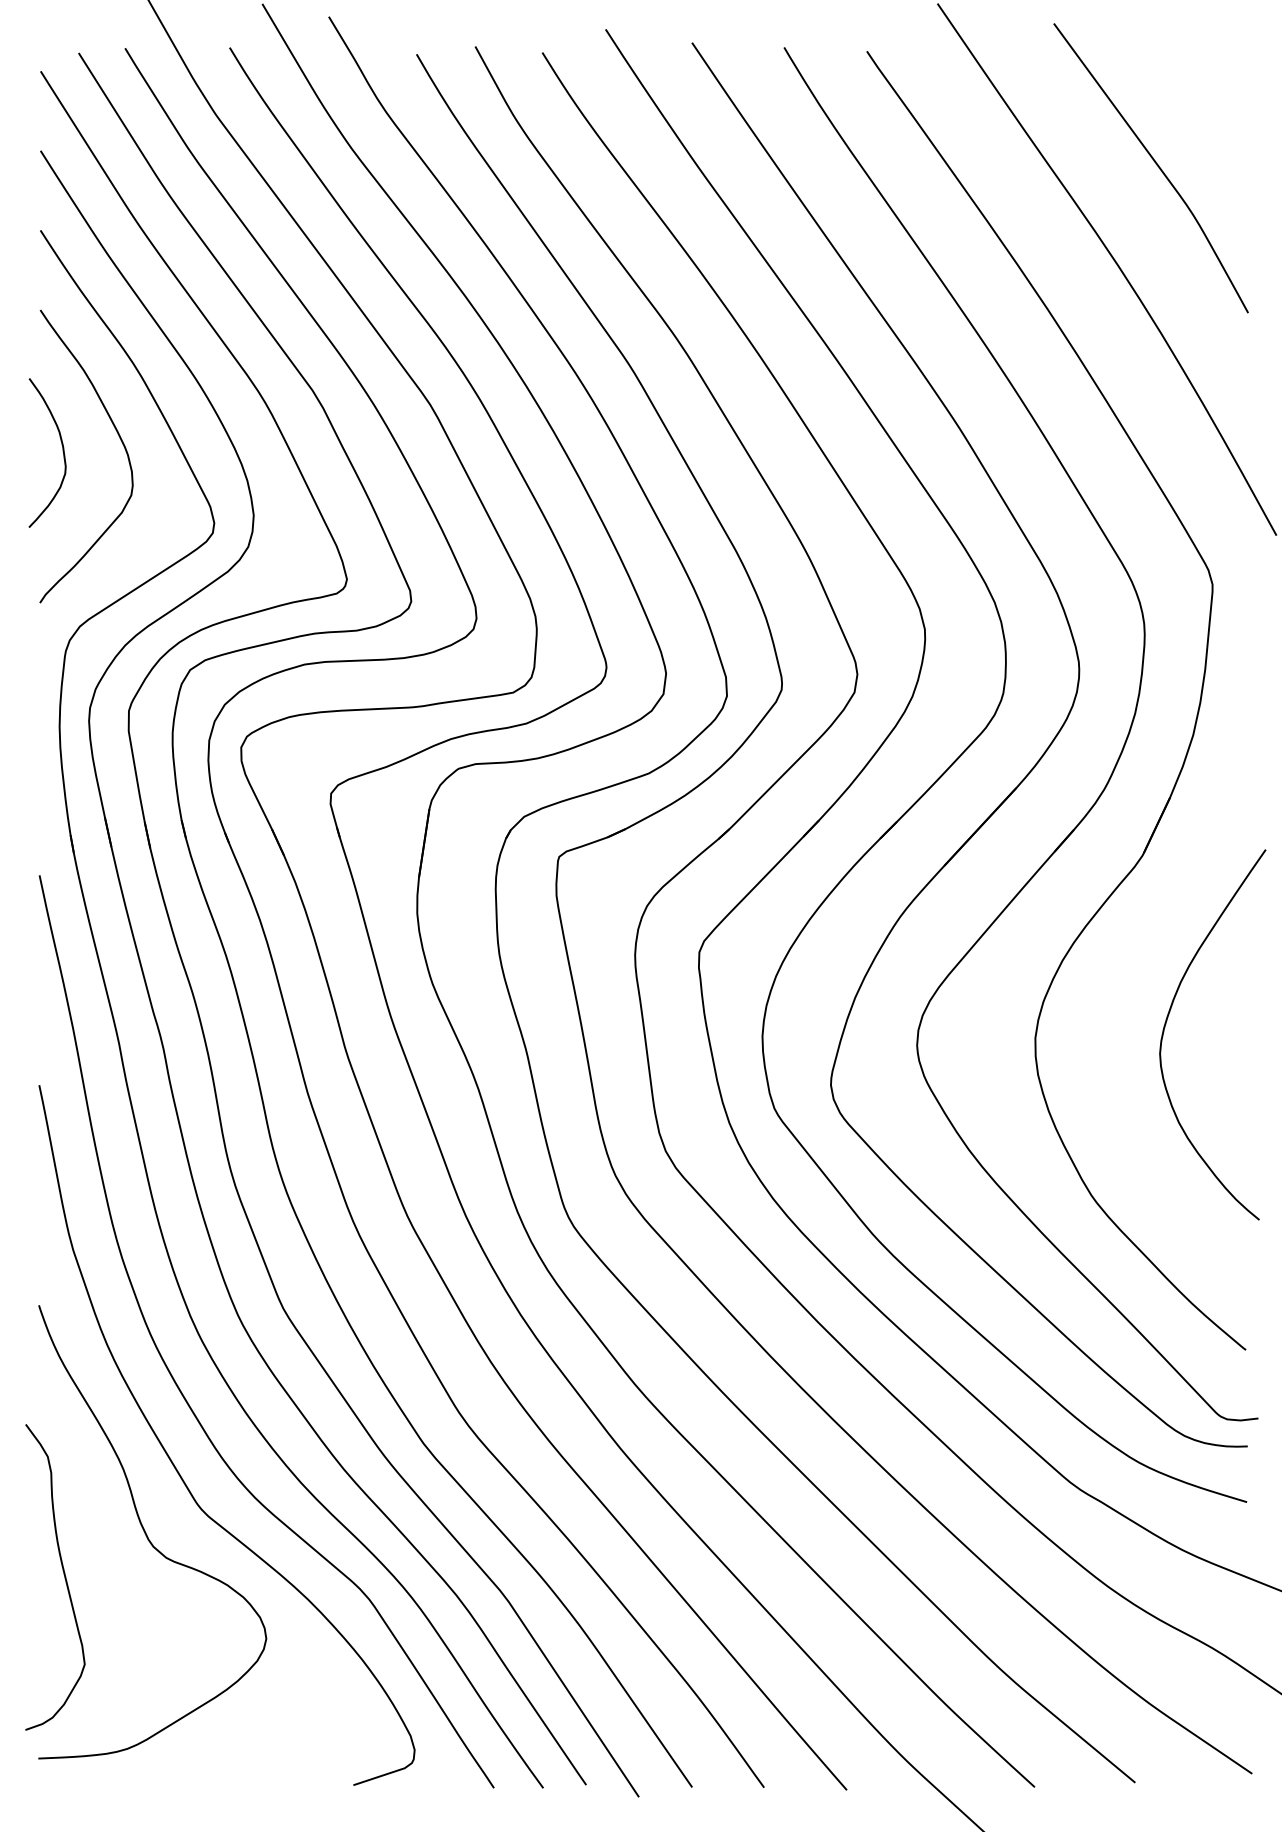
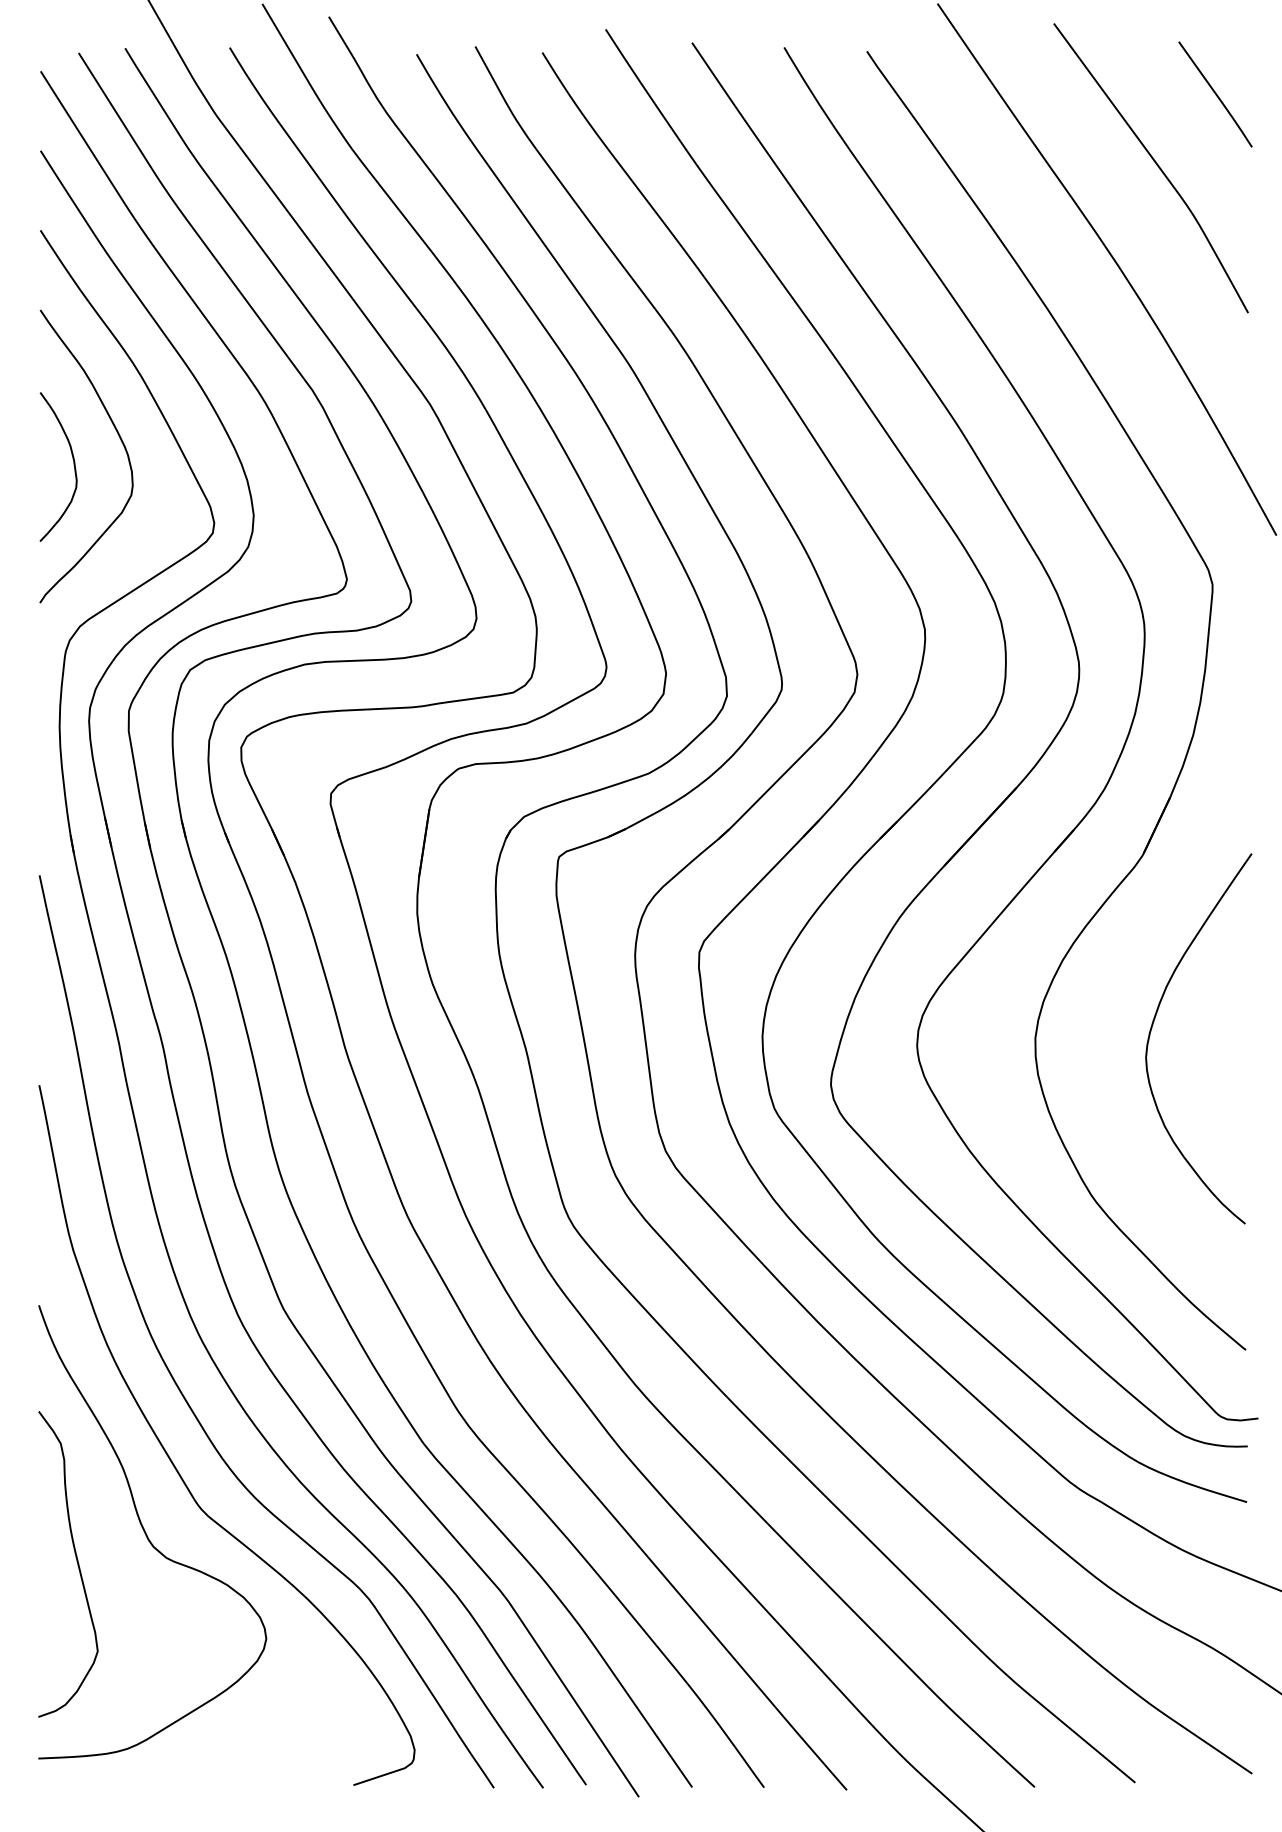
curve: none -> present (1215, 94)
curve position: (62, 451) -> (73, 465) (73, 465)
curve position: (1167, 1021) -> (1153, 1025) (1153, 1025)
curve position: (63, 1574) -> (76, 1561) (76, 1561)
